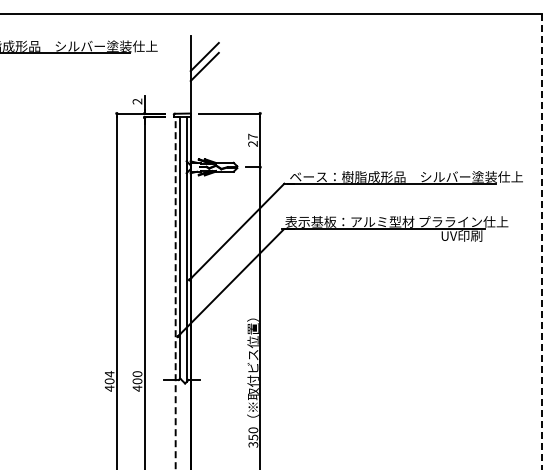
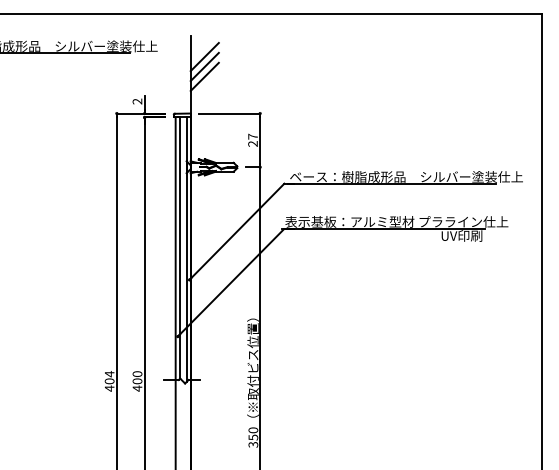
line: none -> present (204, 76)
line: dashed -> solid (542, 242)
line: dashed -> solid (175, 293)
